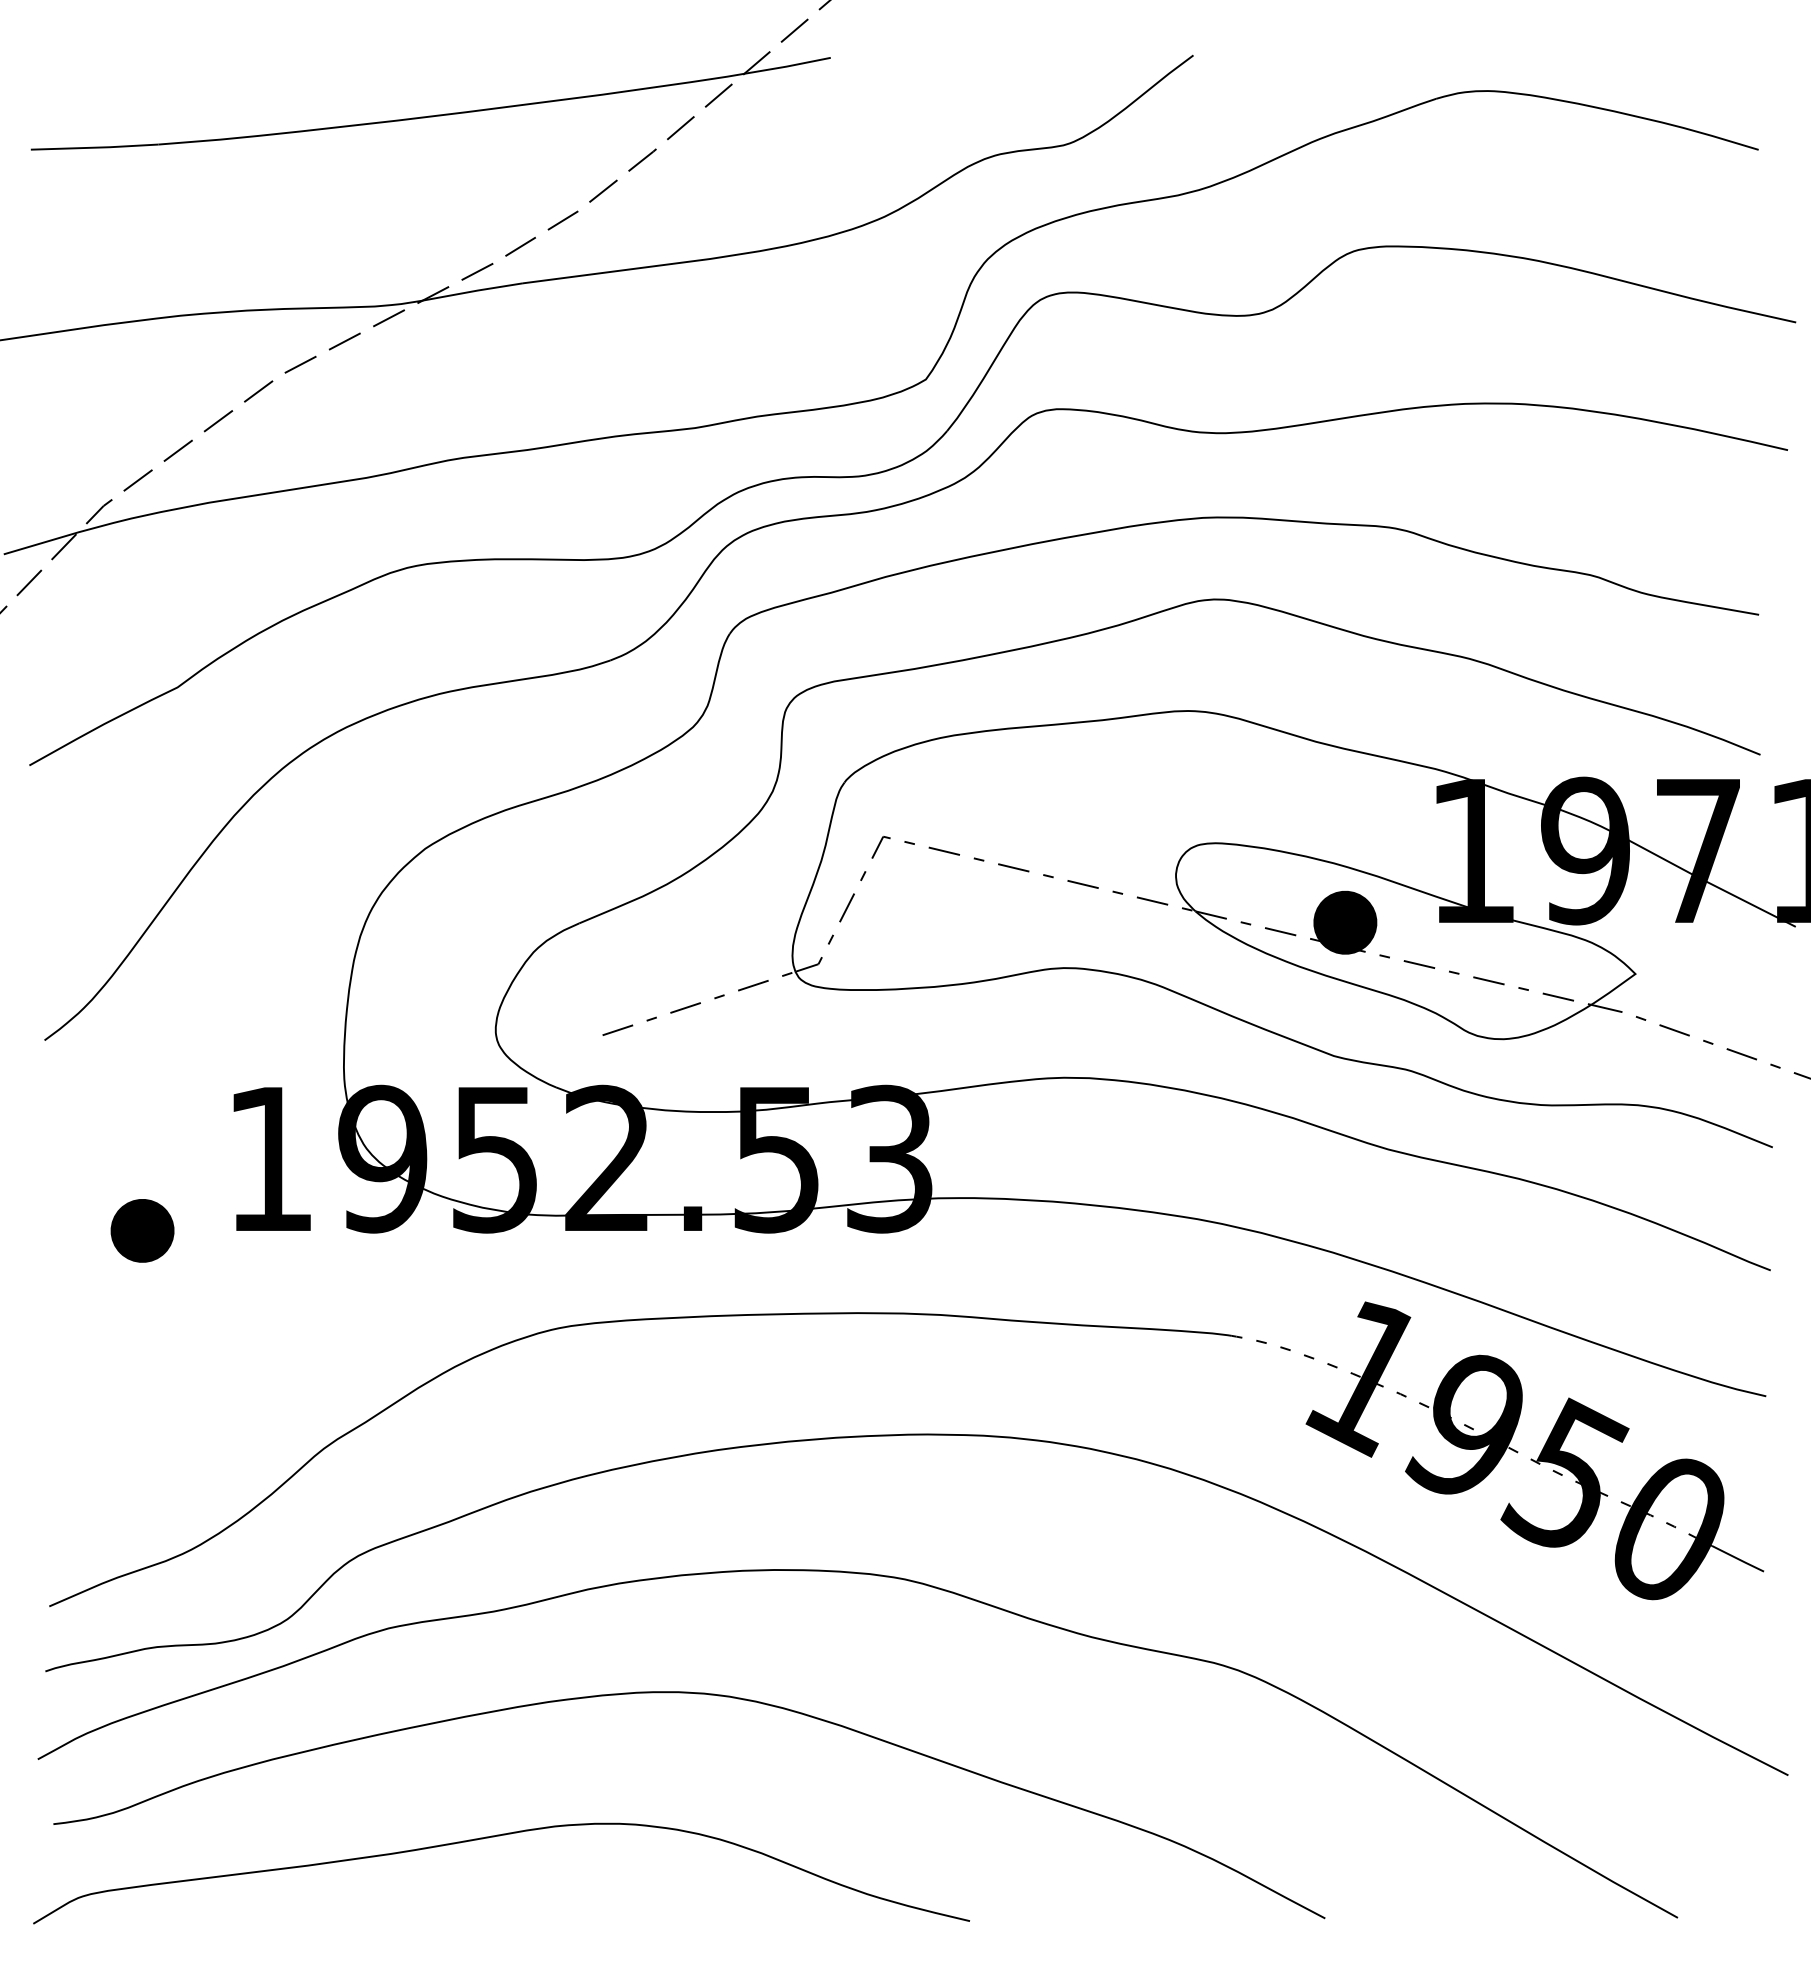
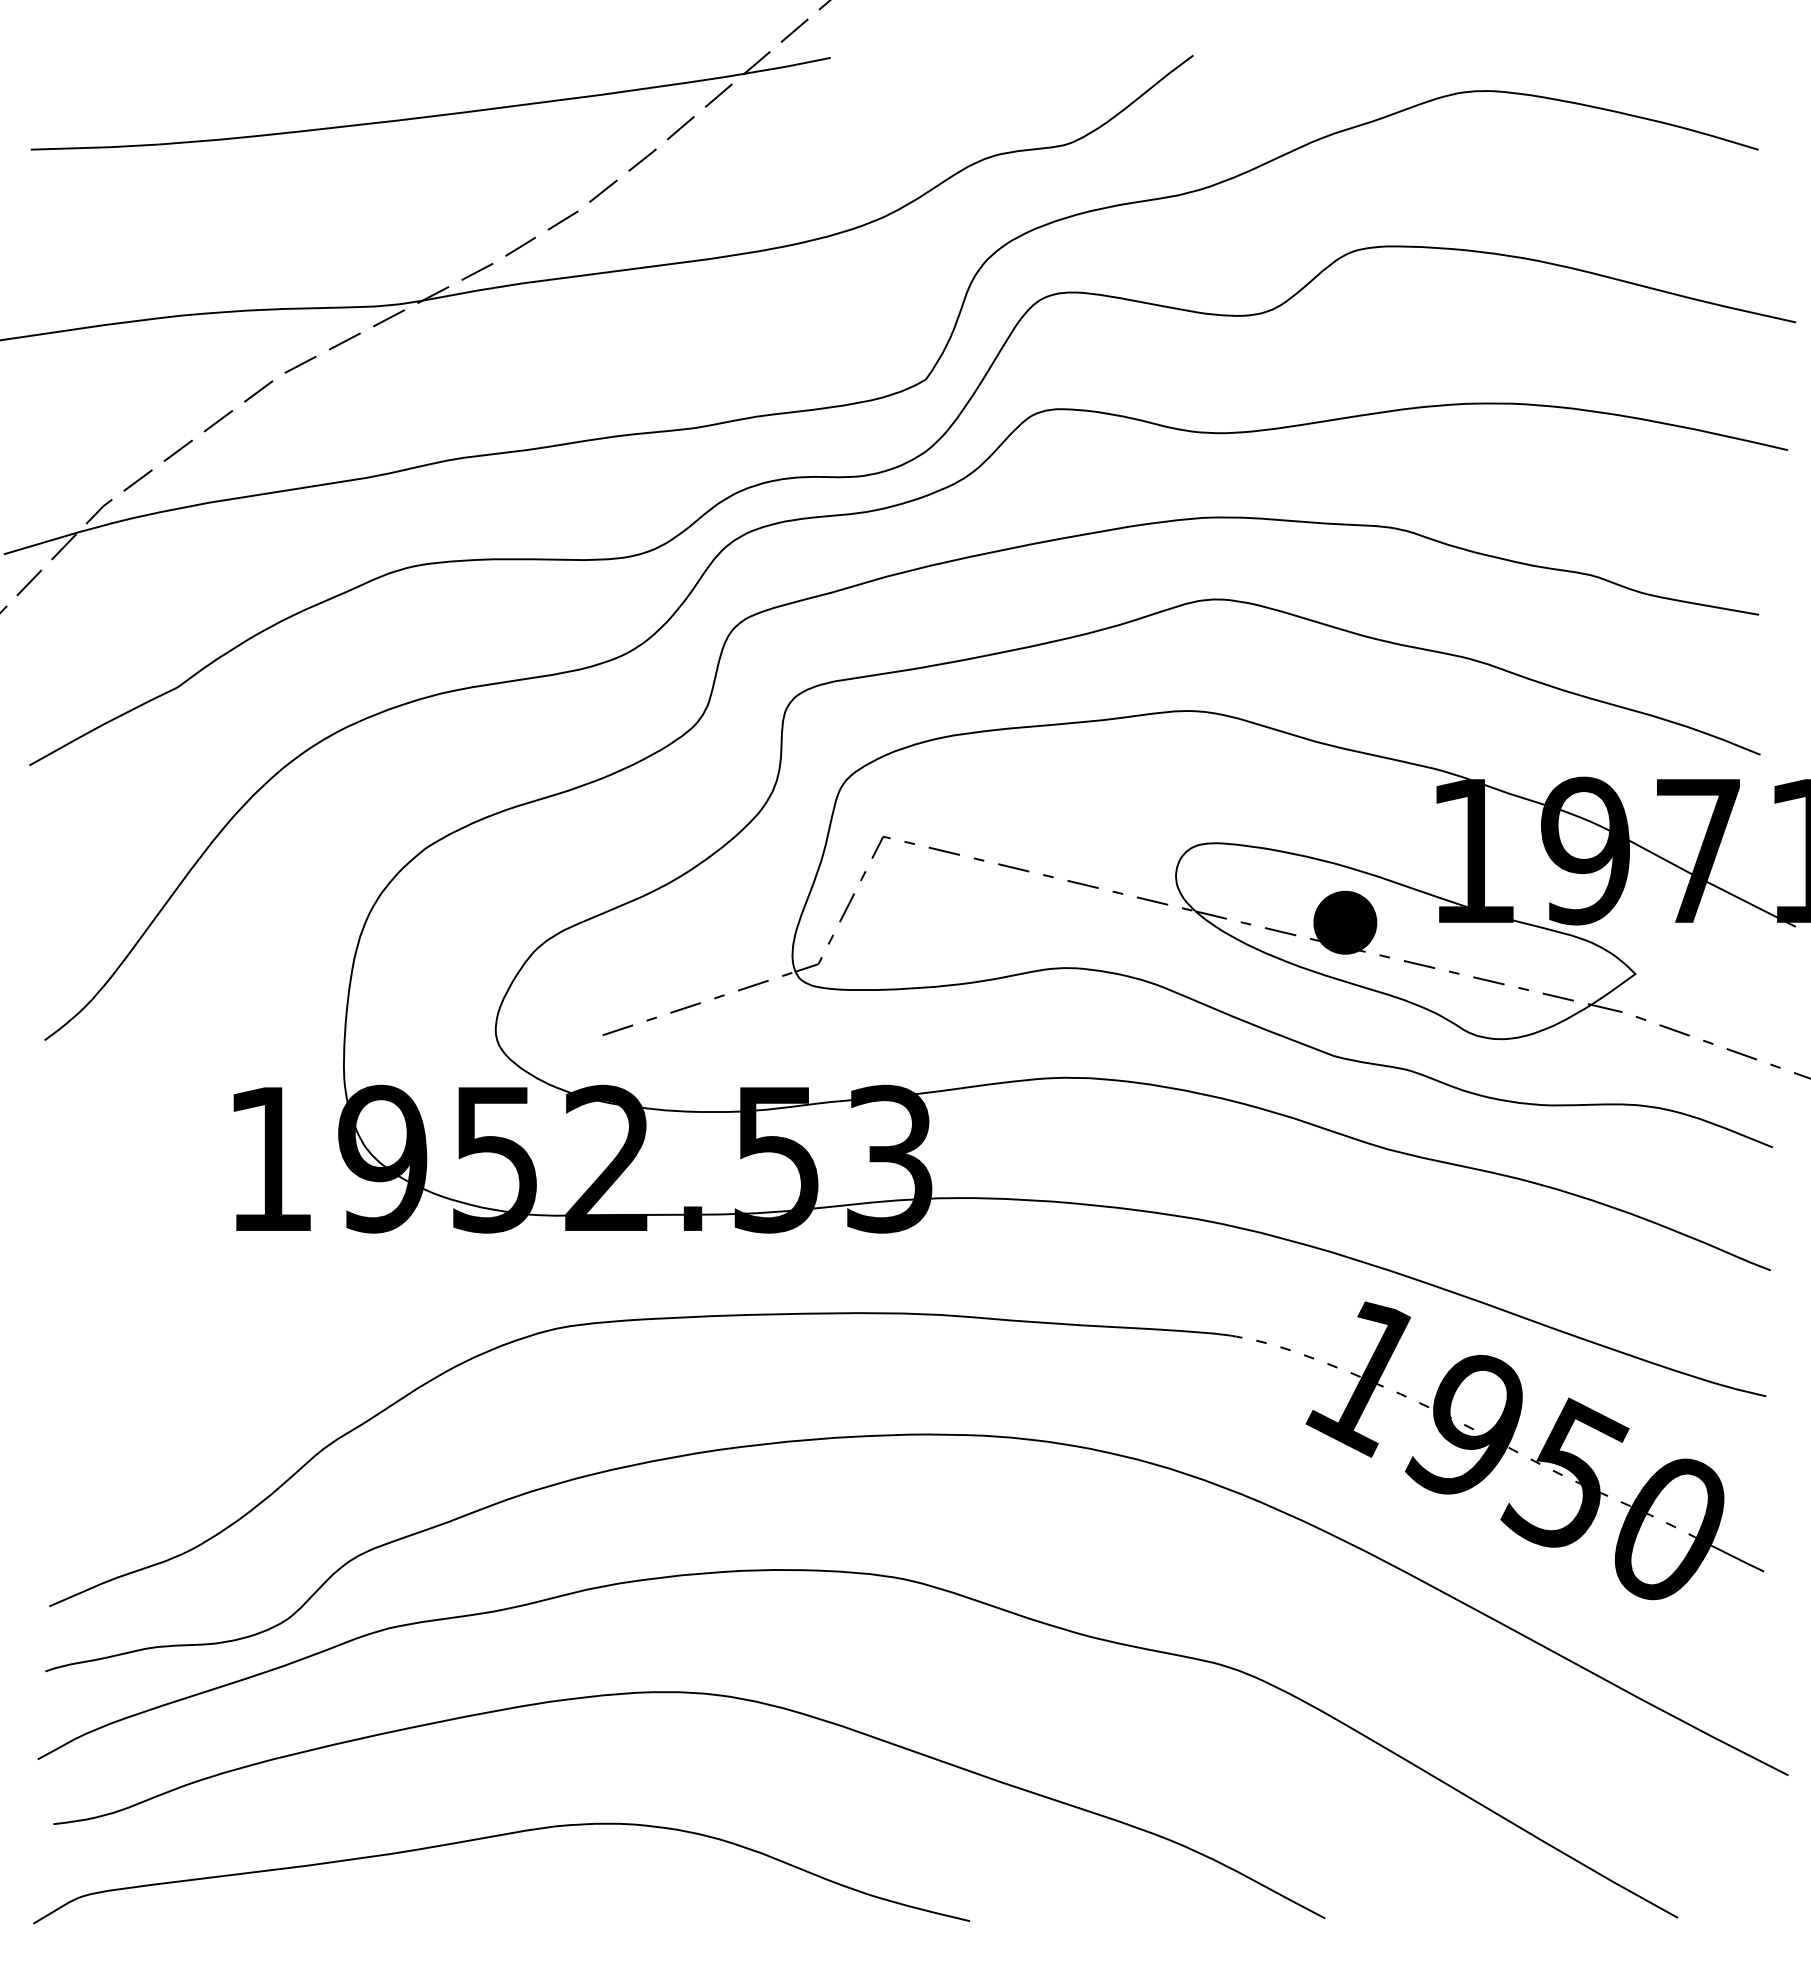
part: present -> none (142, 1230)
